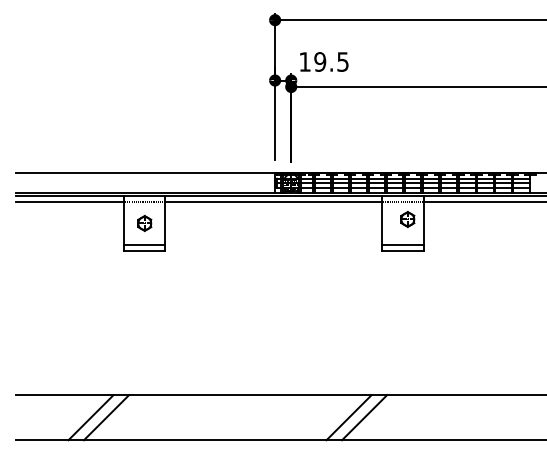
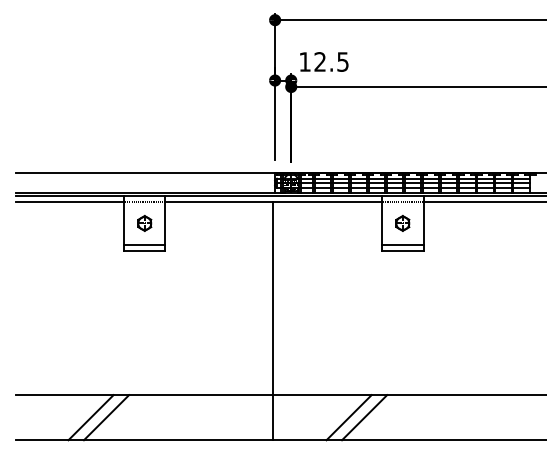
text: 19.5 -> 12.5 (320, 61)
part position: (407, 219) -> (402, 223) (402, 223)
line: none -> present (273, 320)
